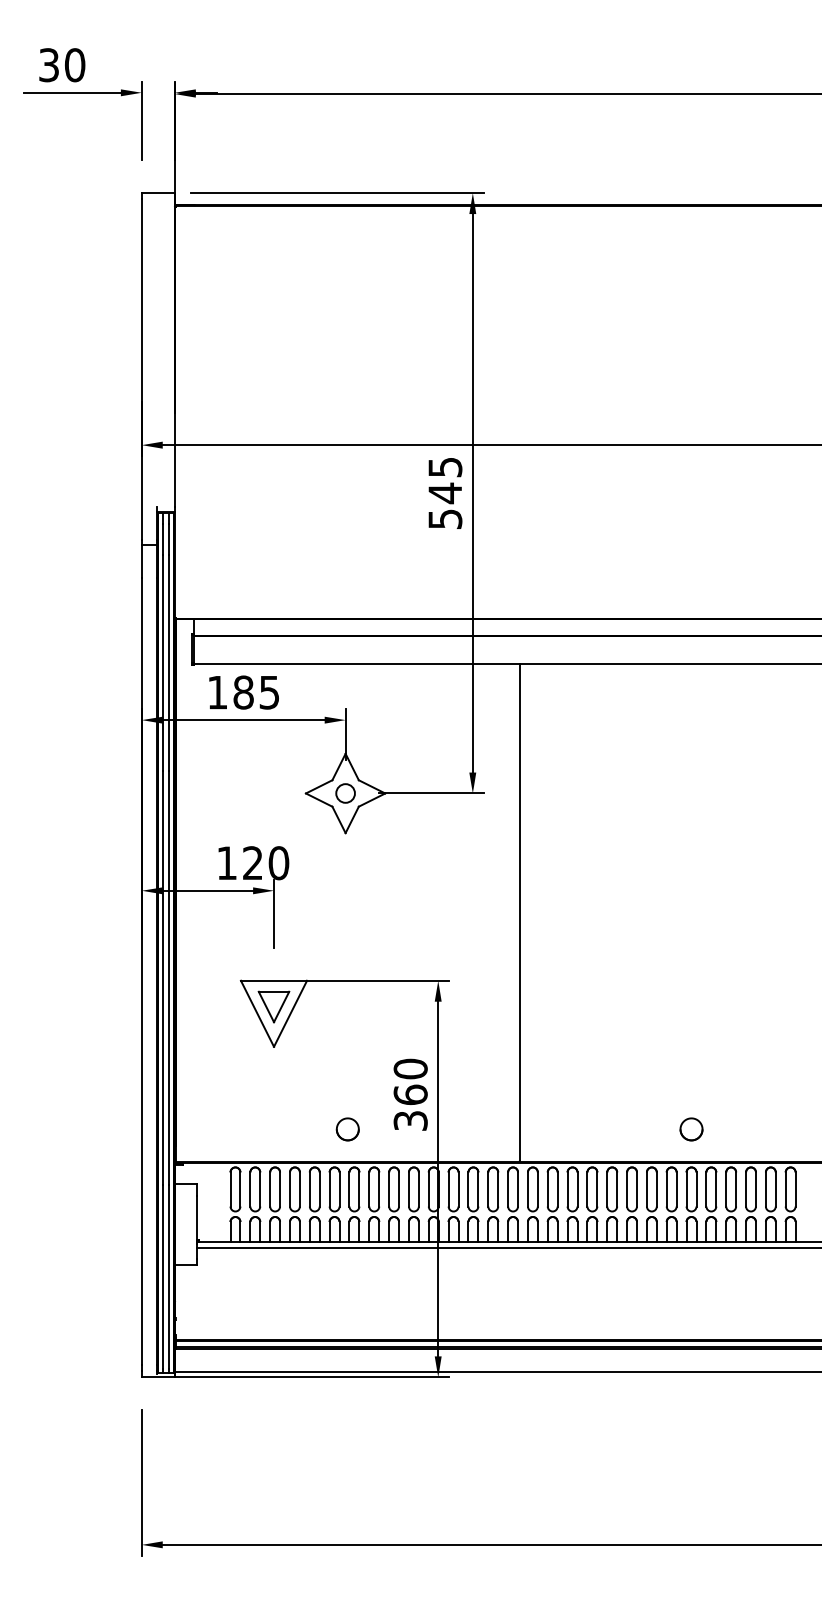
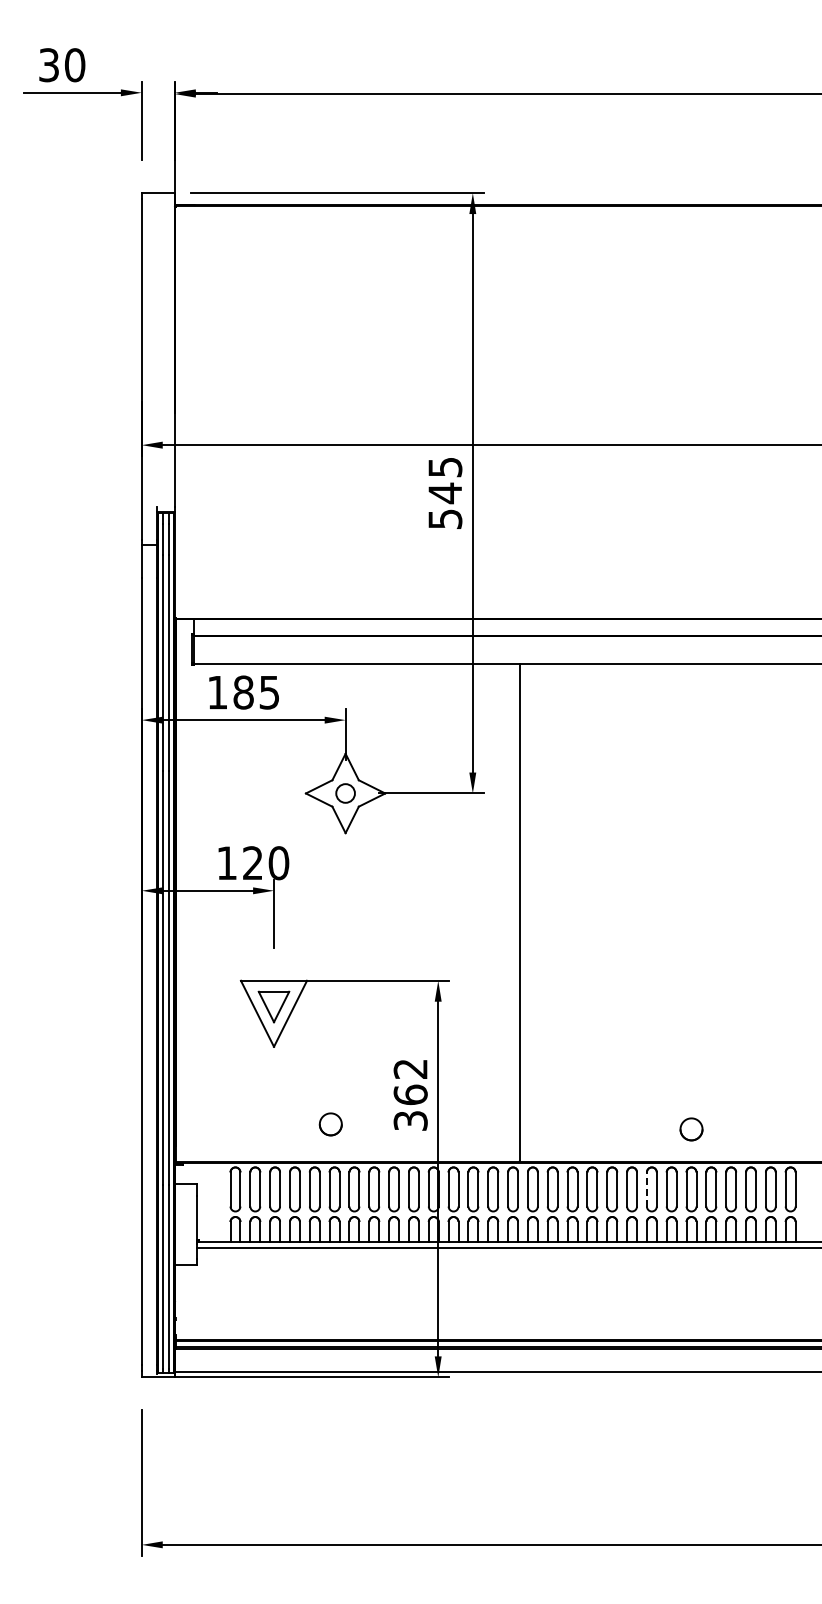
text: 360 -> 362 (410, 1068)
part position: (347, 1129) -> (330, 1124) (330, 1124)
line: solid -> dashed (646, 1188)
